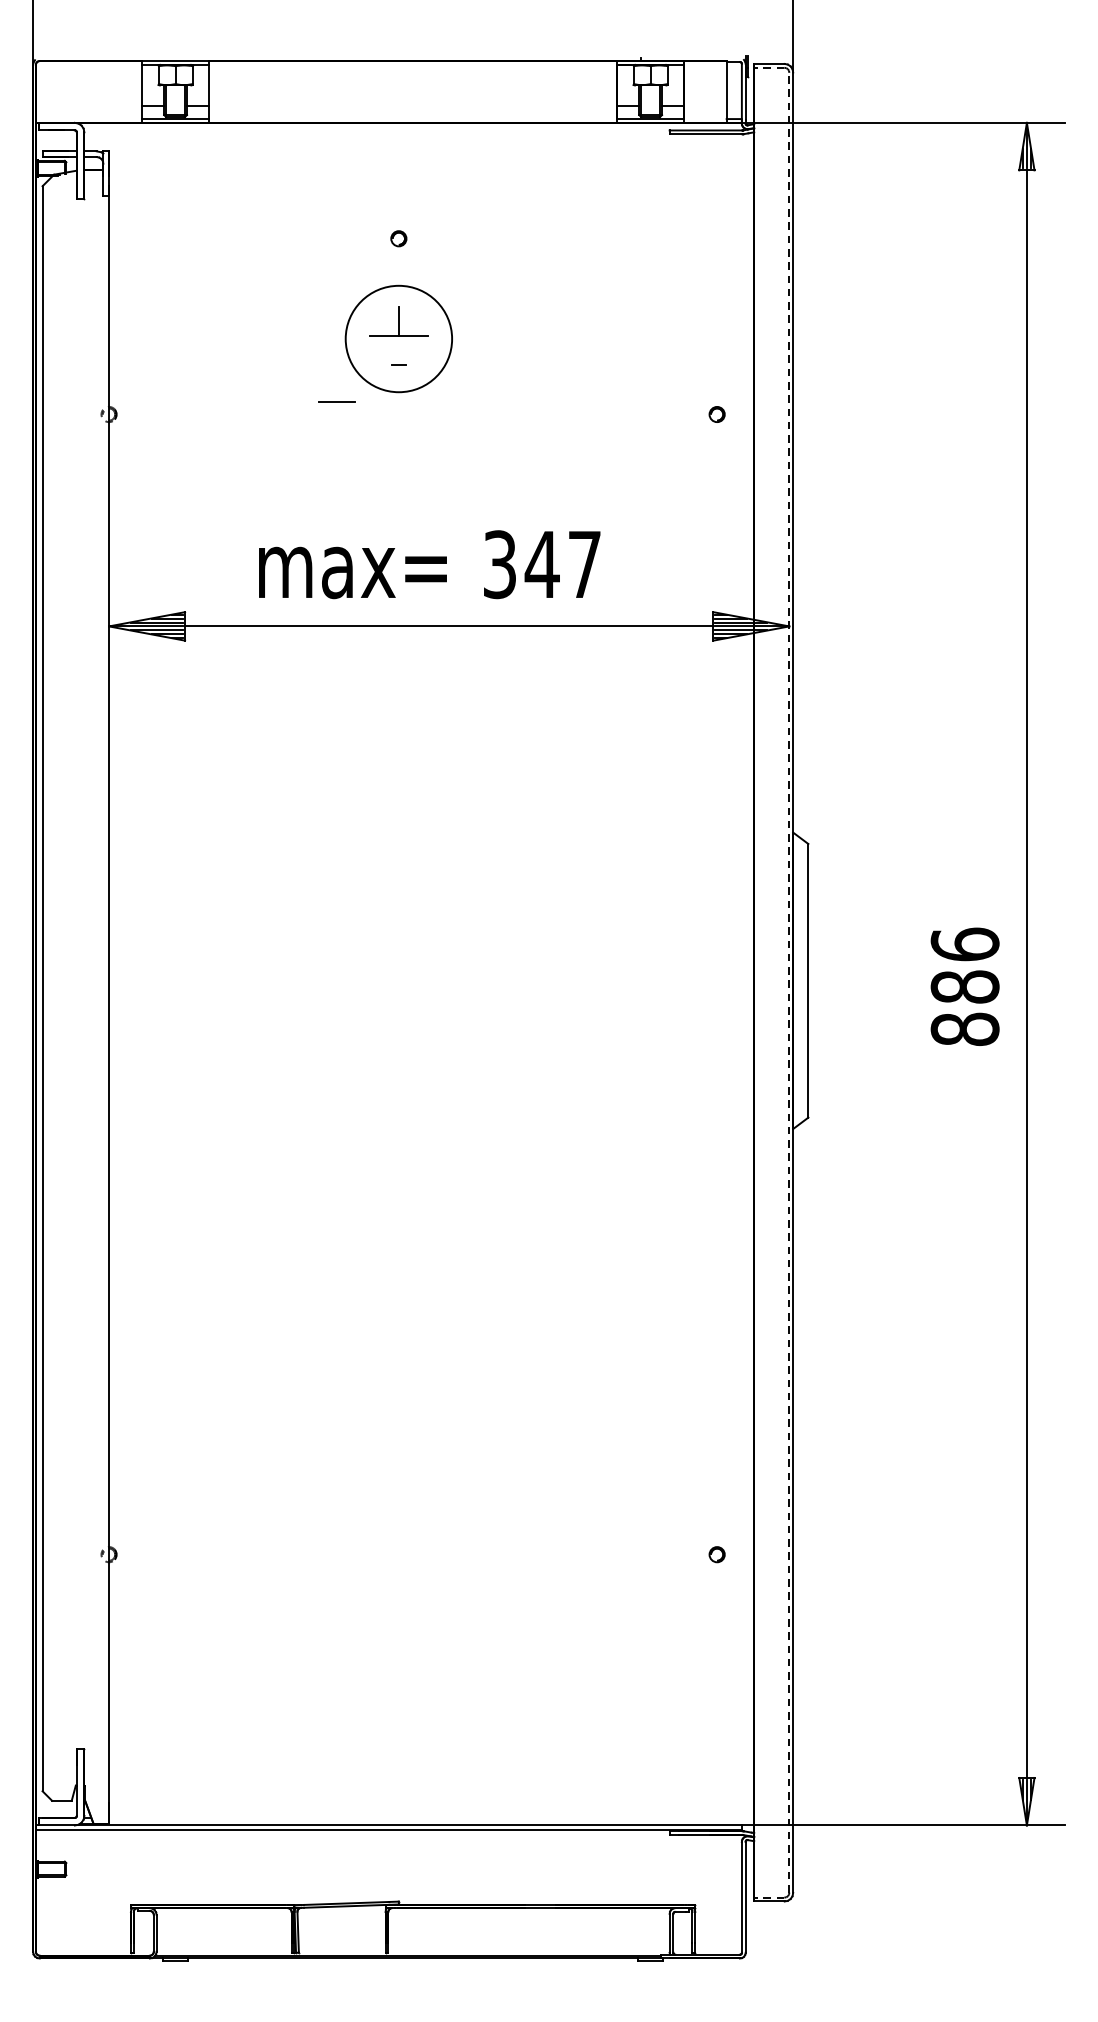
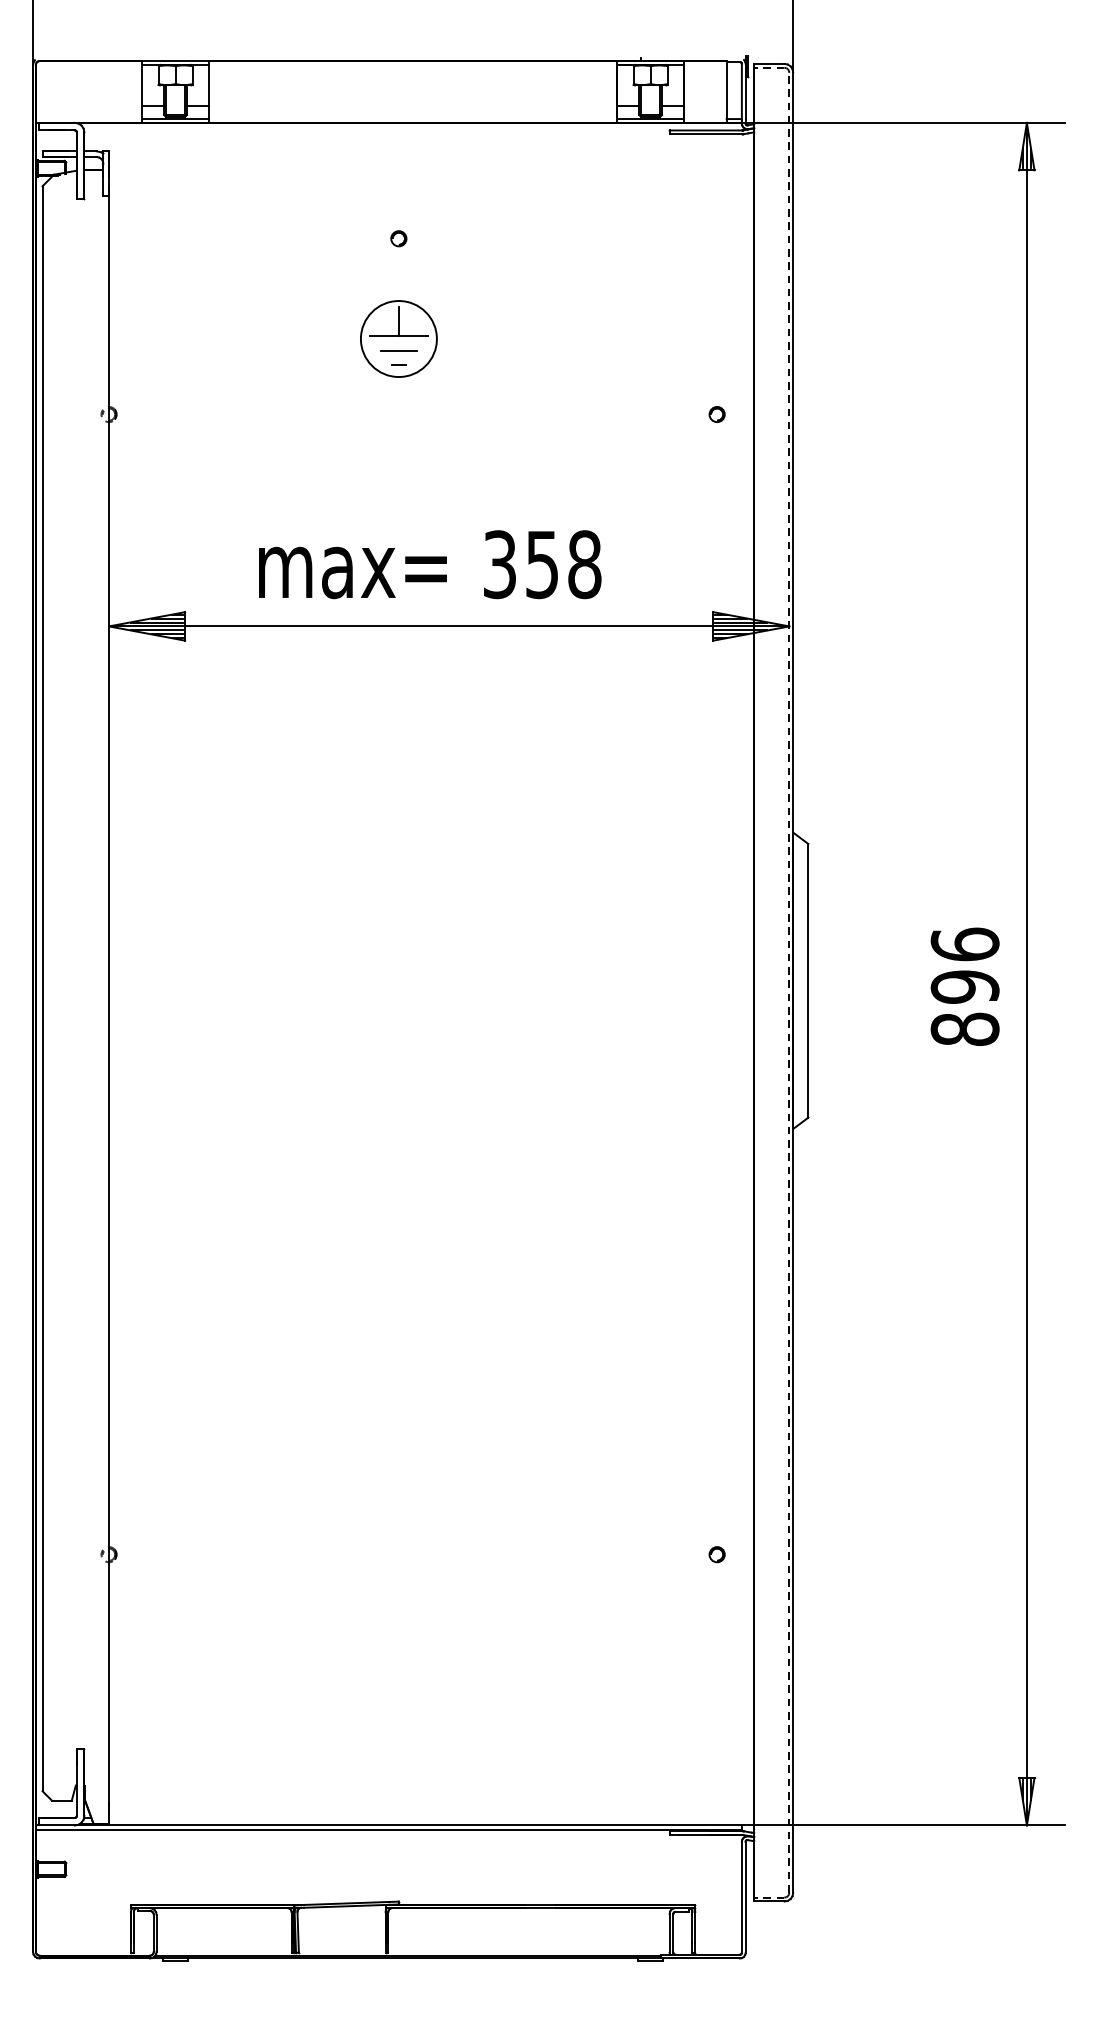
circle diameter: 106 px -> 76 px (398, 339)
line position: (336, 401) -> (398, 350) (398, 350)
text: 347 -> 358 (562, 564)
text: 886 -> 896 (964, 986)
